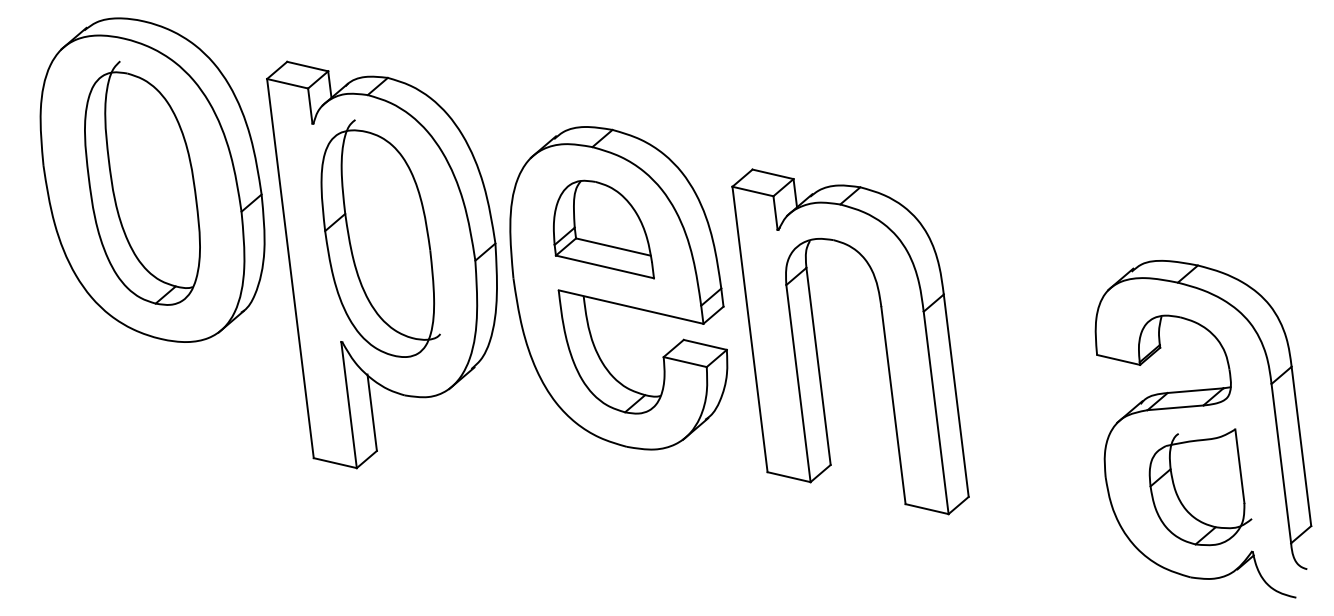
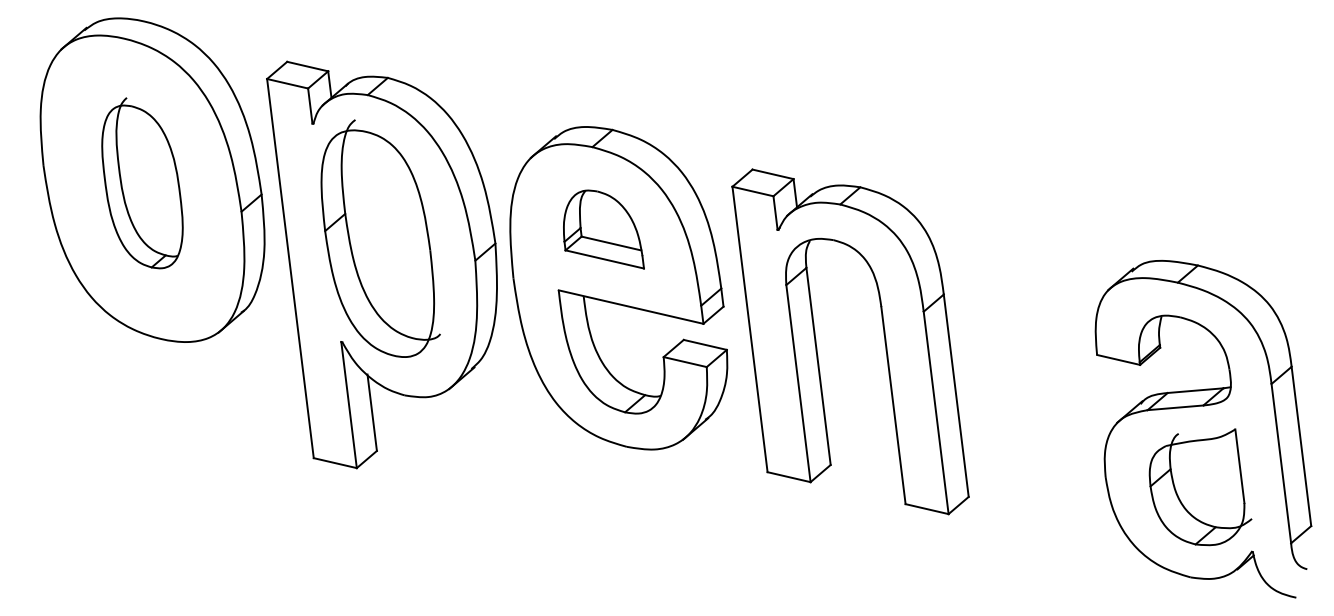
part size: 117x246 px -> 83x173 px (142, 183)
part size: 102x101 px -> 82x81 px (603, 229)
